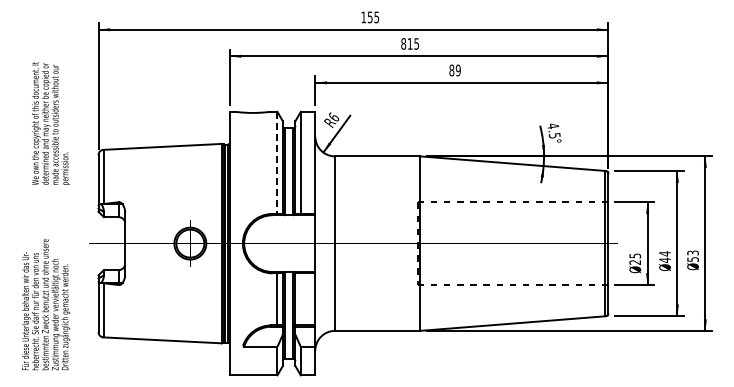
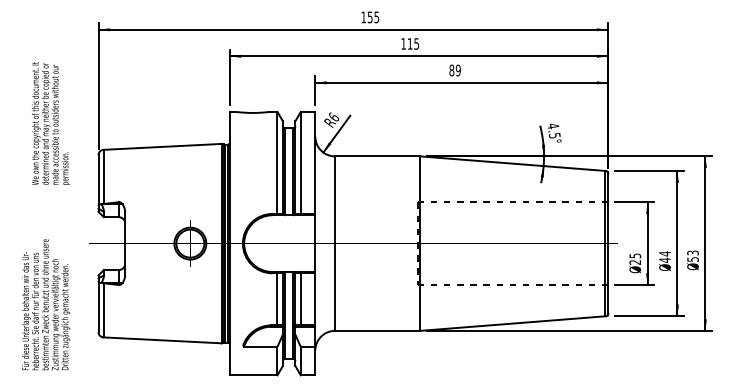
text: 815 -> 115 (403, 43)
line: dashed -> solid (277, 162)
line: none -> present (300, 299)
